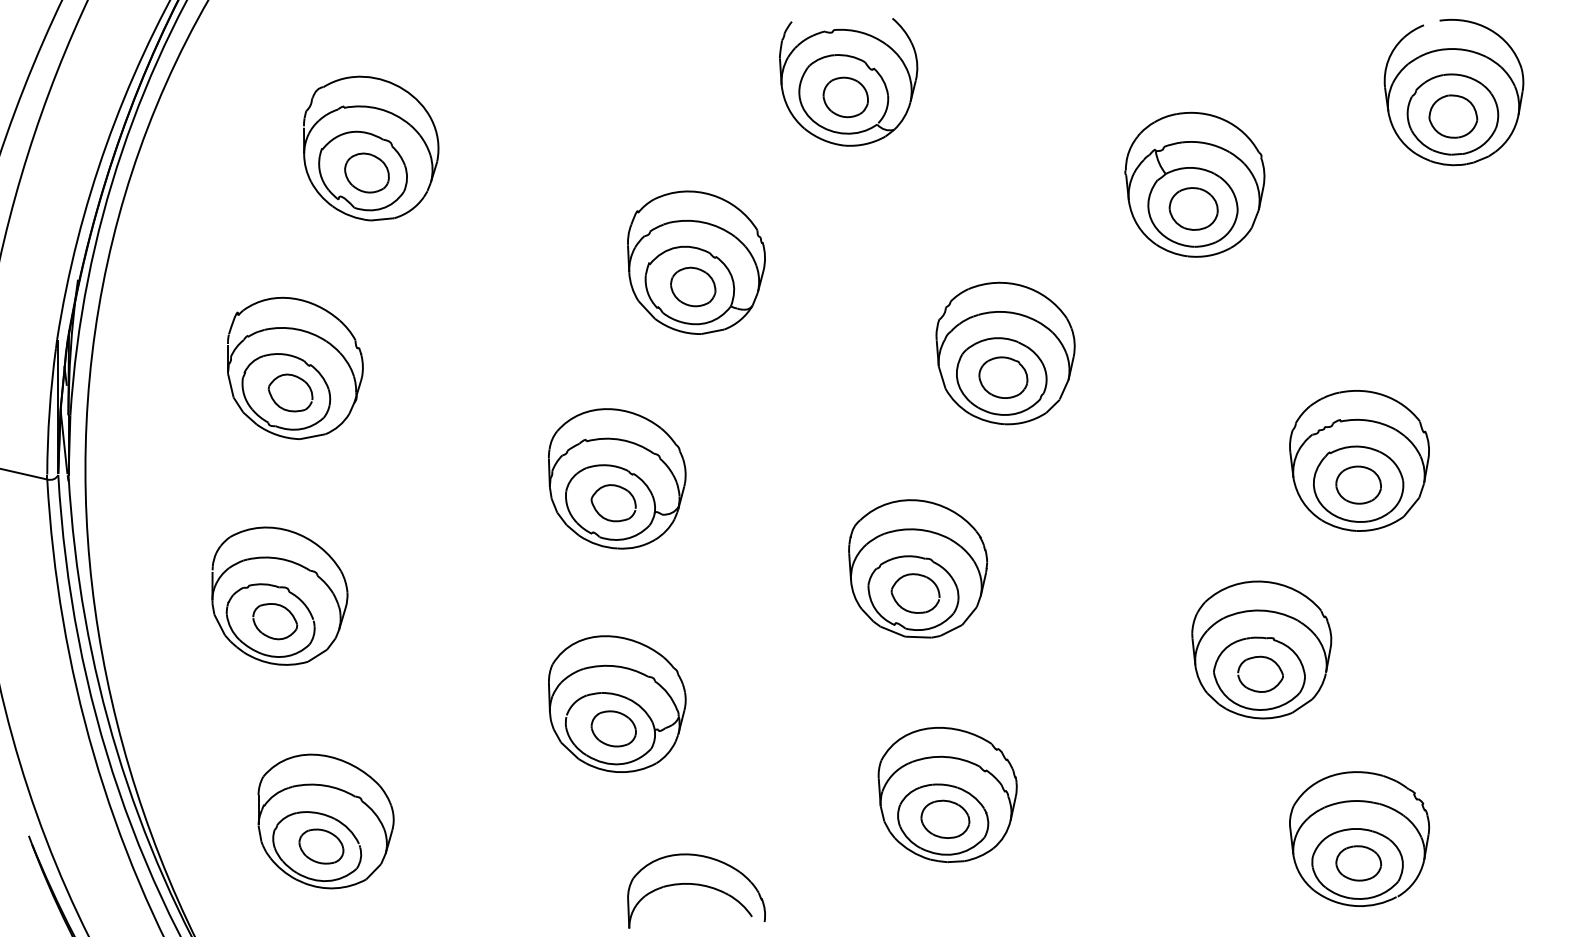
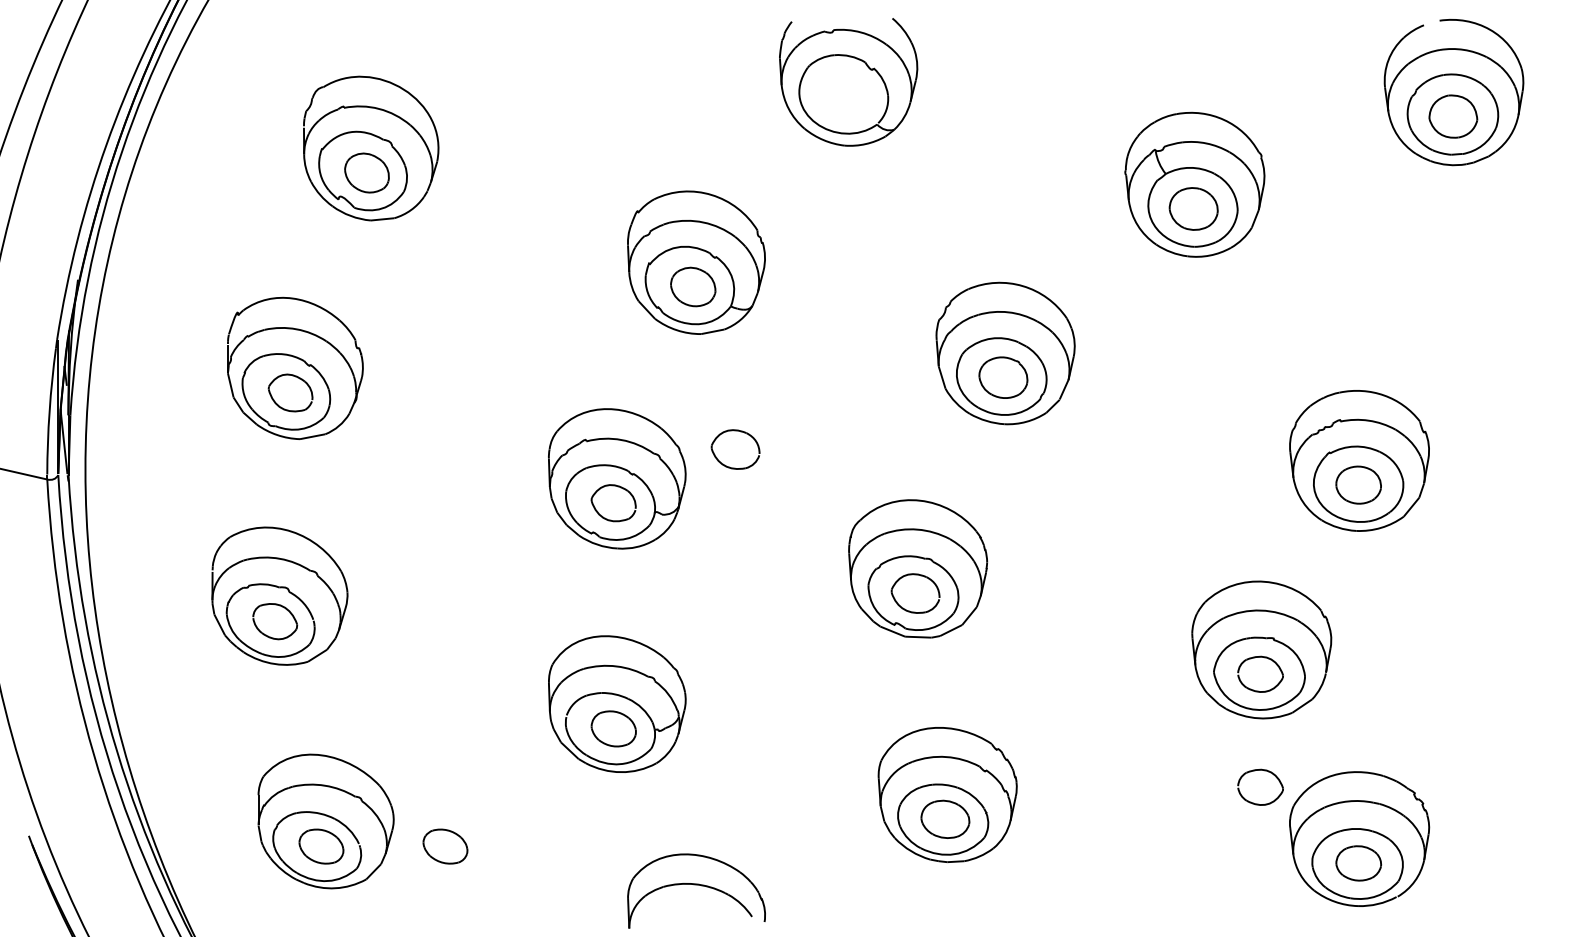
part: present -> none (845, 97)
part: none -> present (740, 432)
part: none -> present (1260, 786)
part: none -> present (445, 846)
